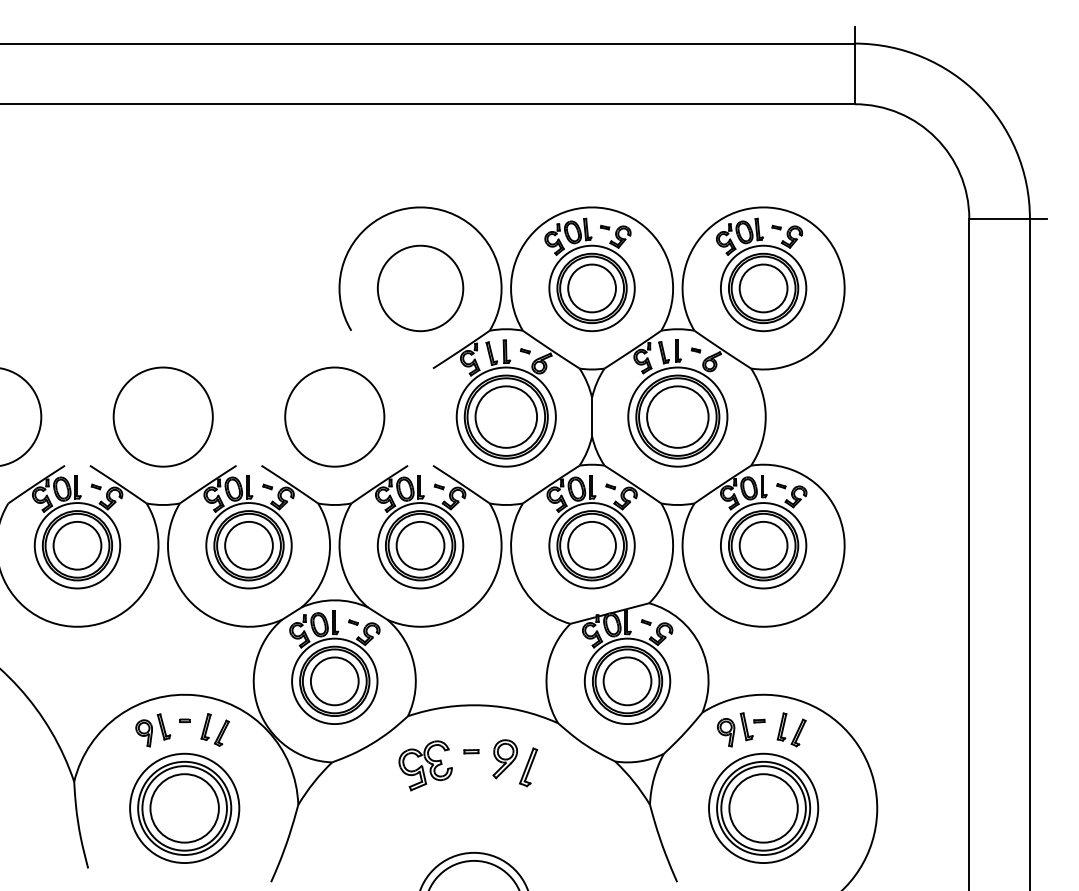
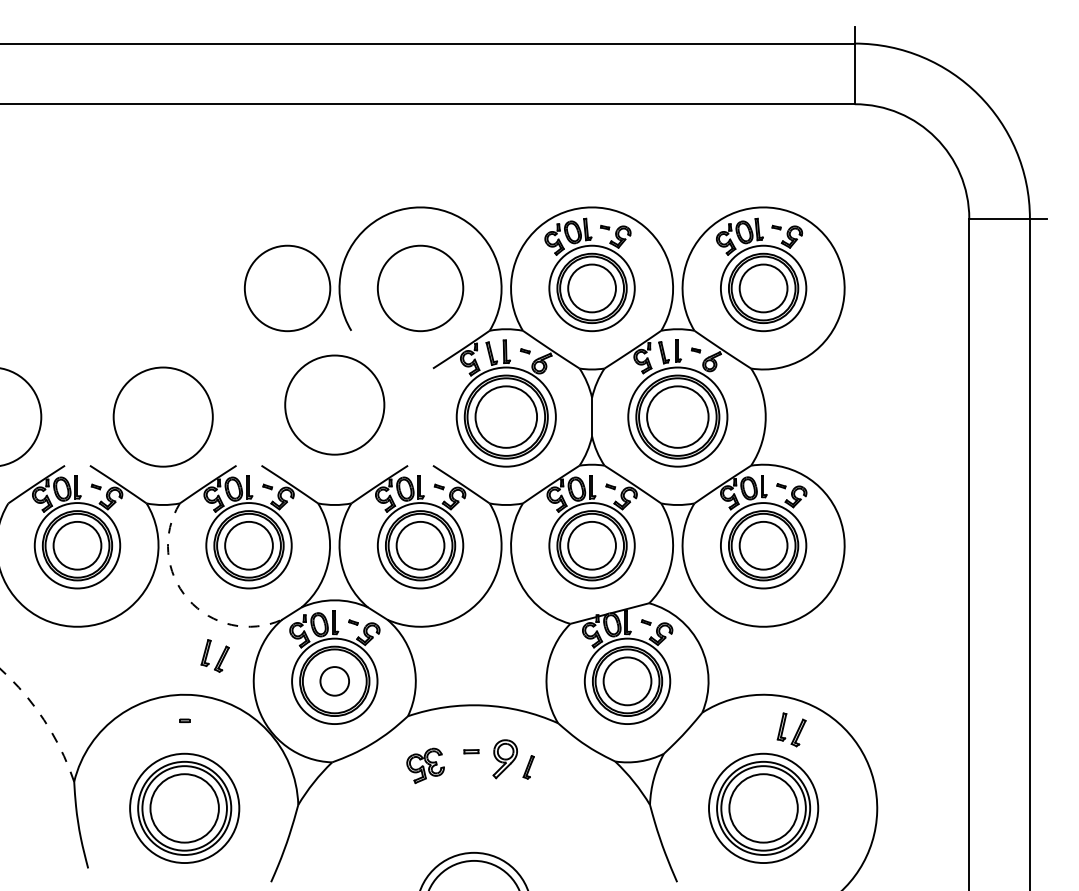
circle: none -> present (287, 288)
circle position: (334, 416) -> (334, 404) (334, 404)
arc: solid -> dashed (188, 599)
circle diameter: 48 px -> 29 px (334, 681)
arc: solid -> dashed (44, 719)
part position: (214, 729) -> (214, 655) (214, 655)
part: present -> none (741, 729)
part: present -> none (153, 730)
part size: 55x52 px -> 39x38 px (425, 765)
part size: 20x41 px -> 13x25 px (528, 767)
